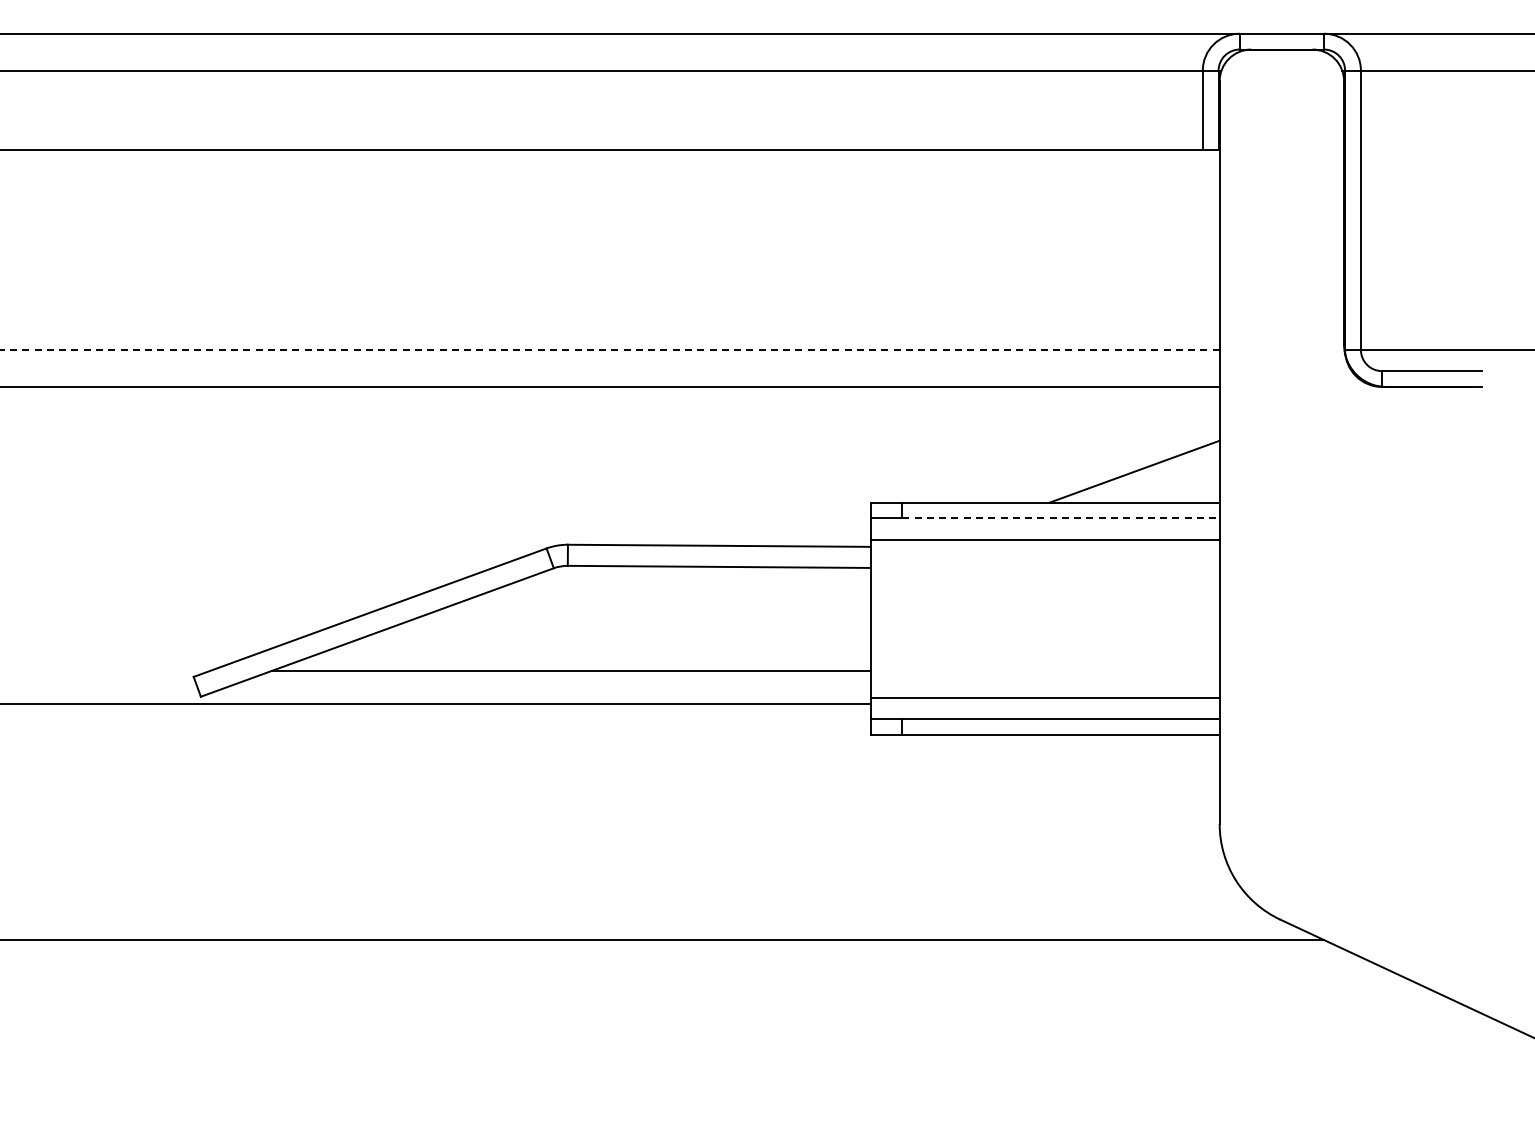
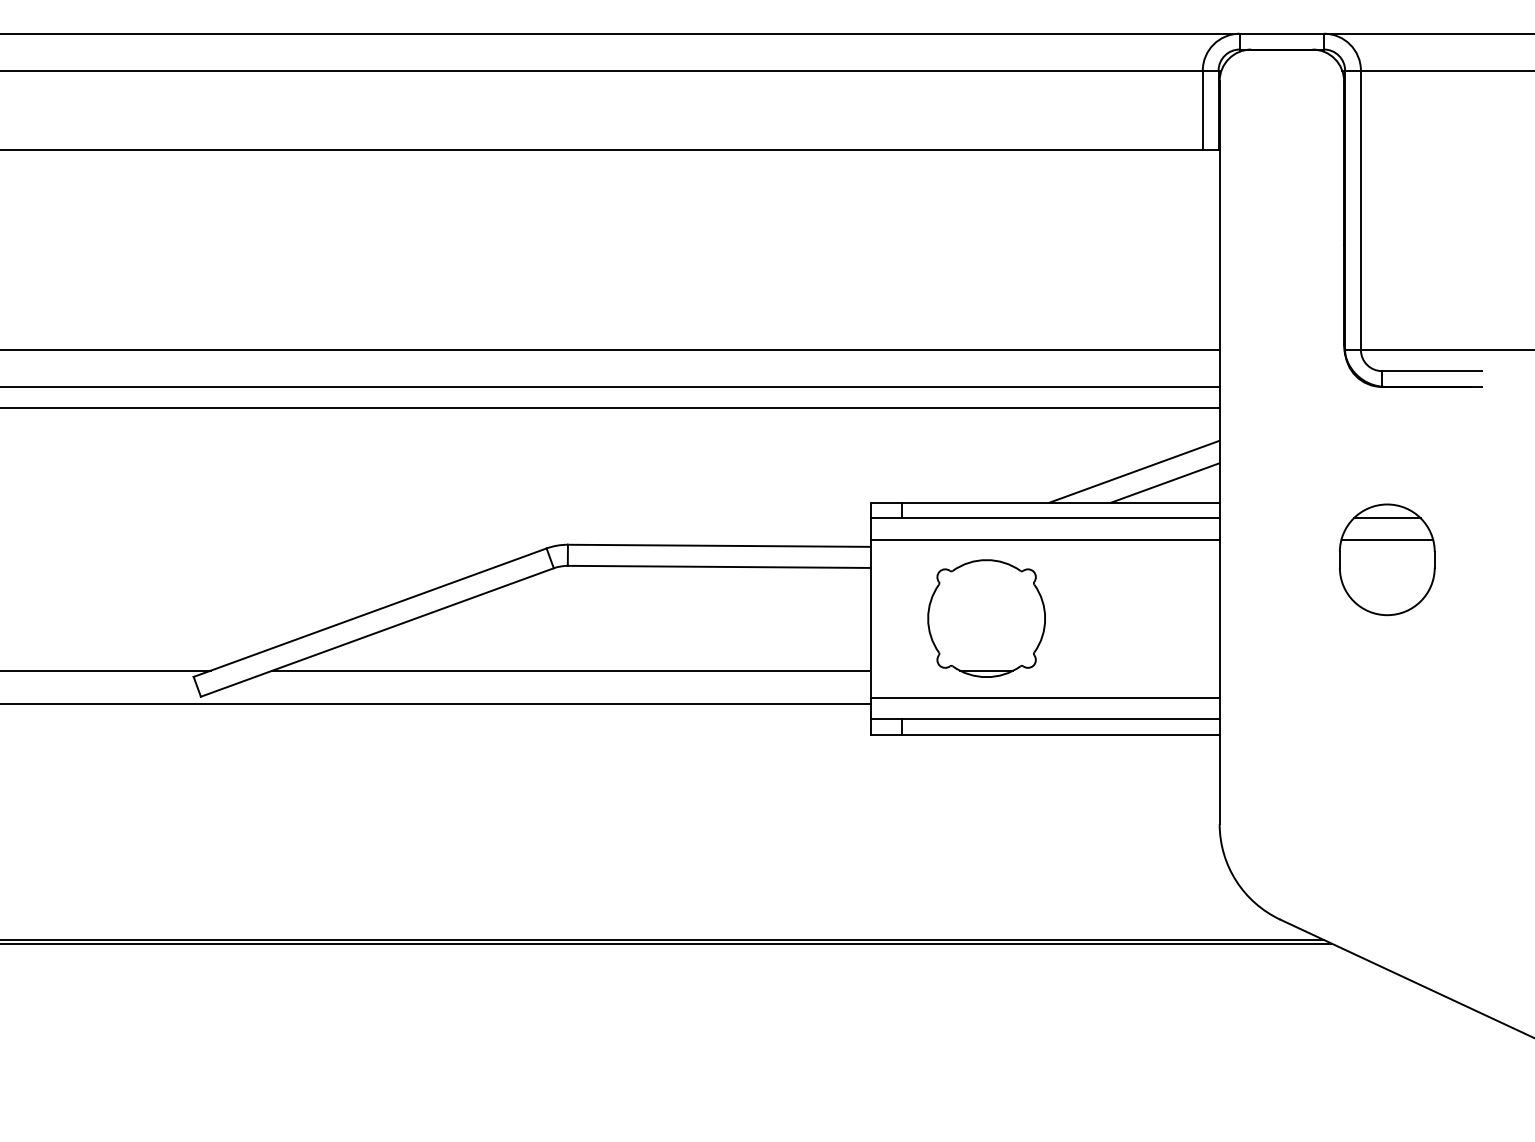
line: dashed -> solid (609, 350)
line: none -> present (610, 408)
line: none -> present (1165, 482)
line: dashed -> solid (1061, 518)
part: none -> present (1387, 559)
part: none -> present (986, 618)
line: none -> present (106, 670)
line: none -> present (666, 943)
